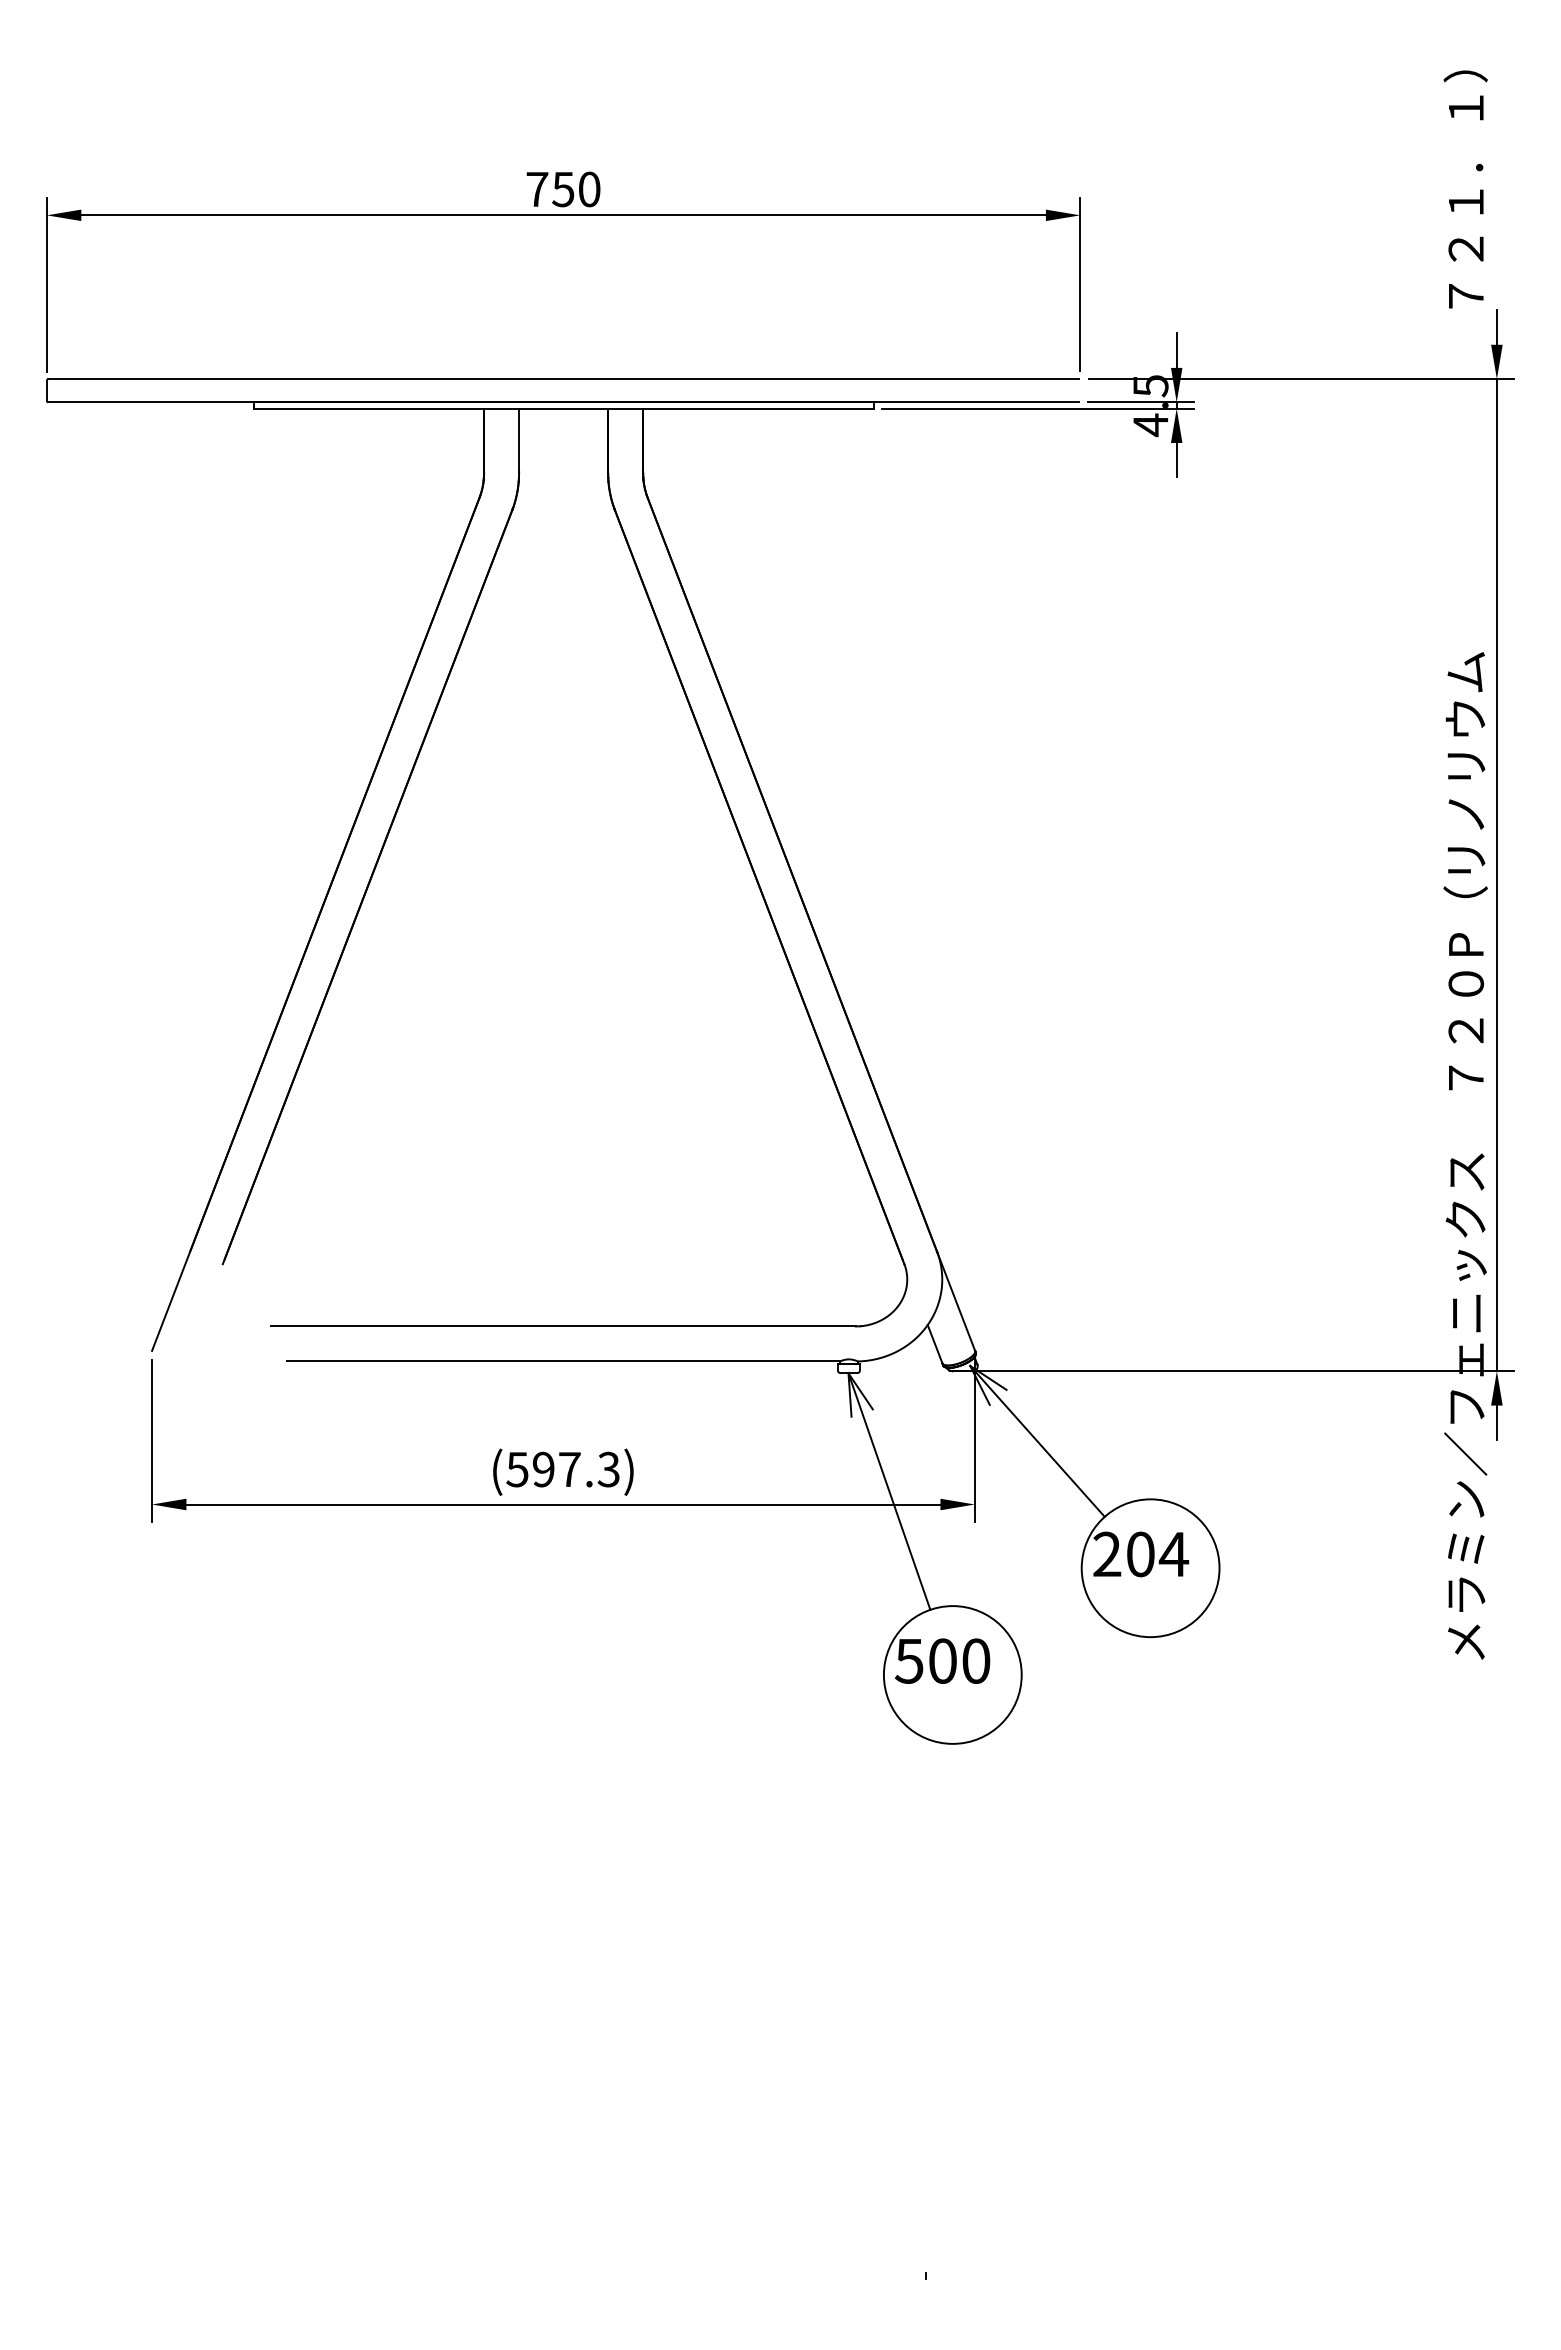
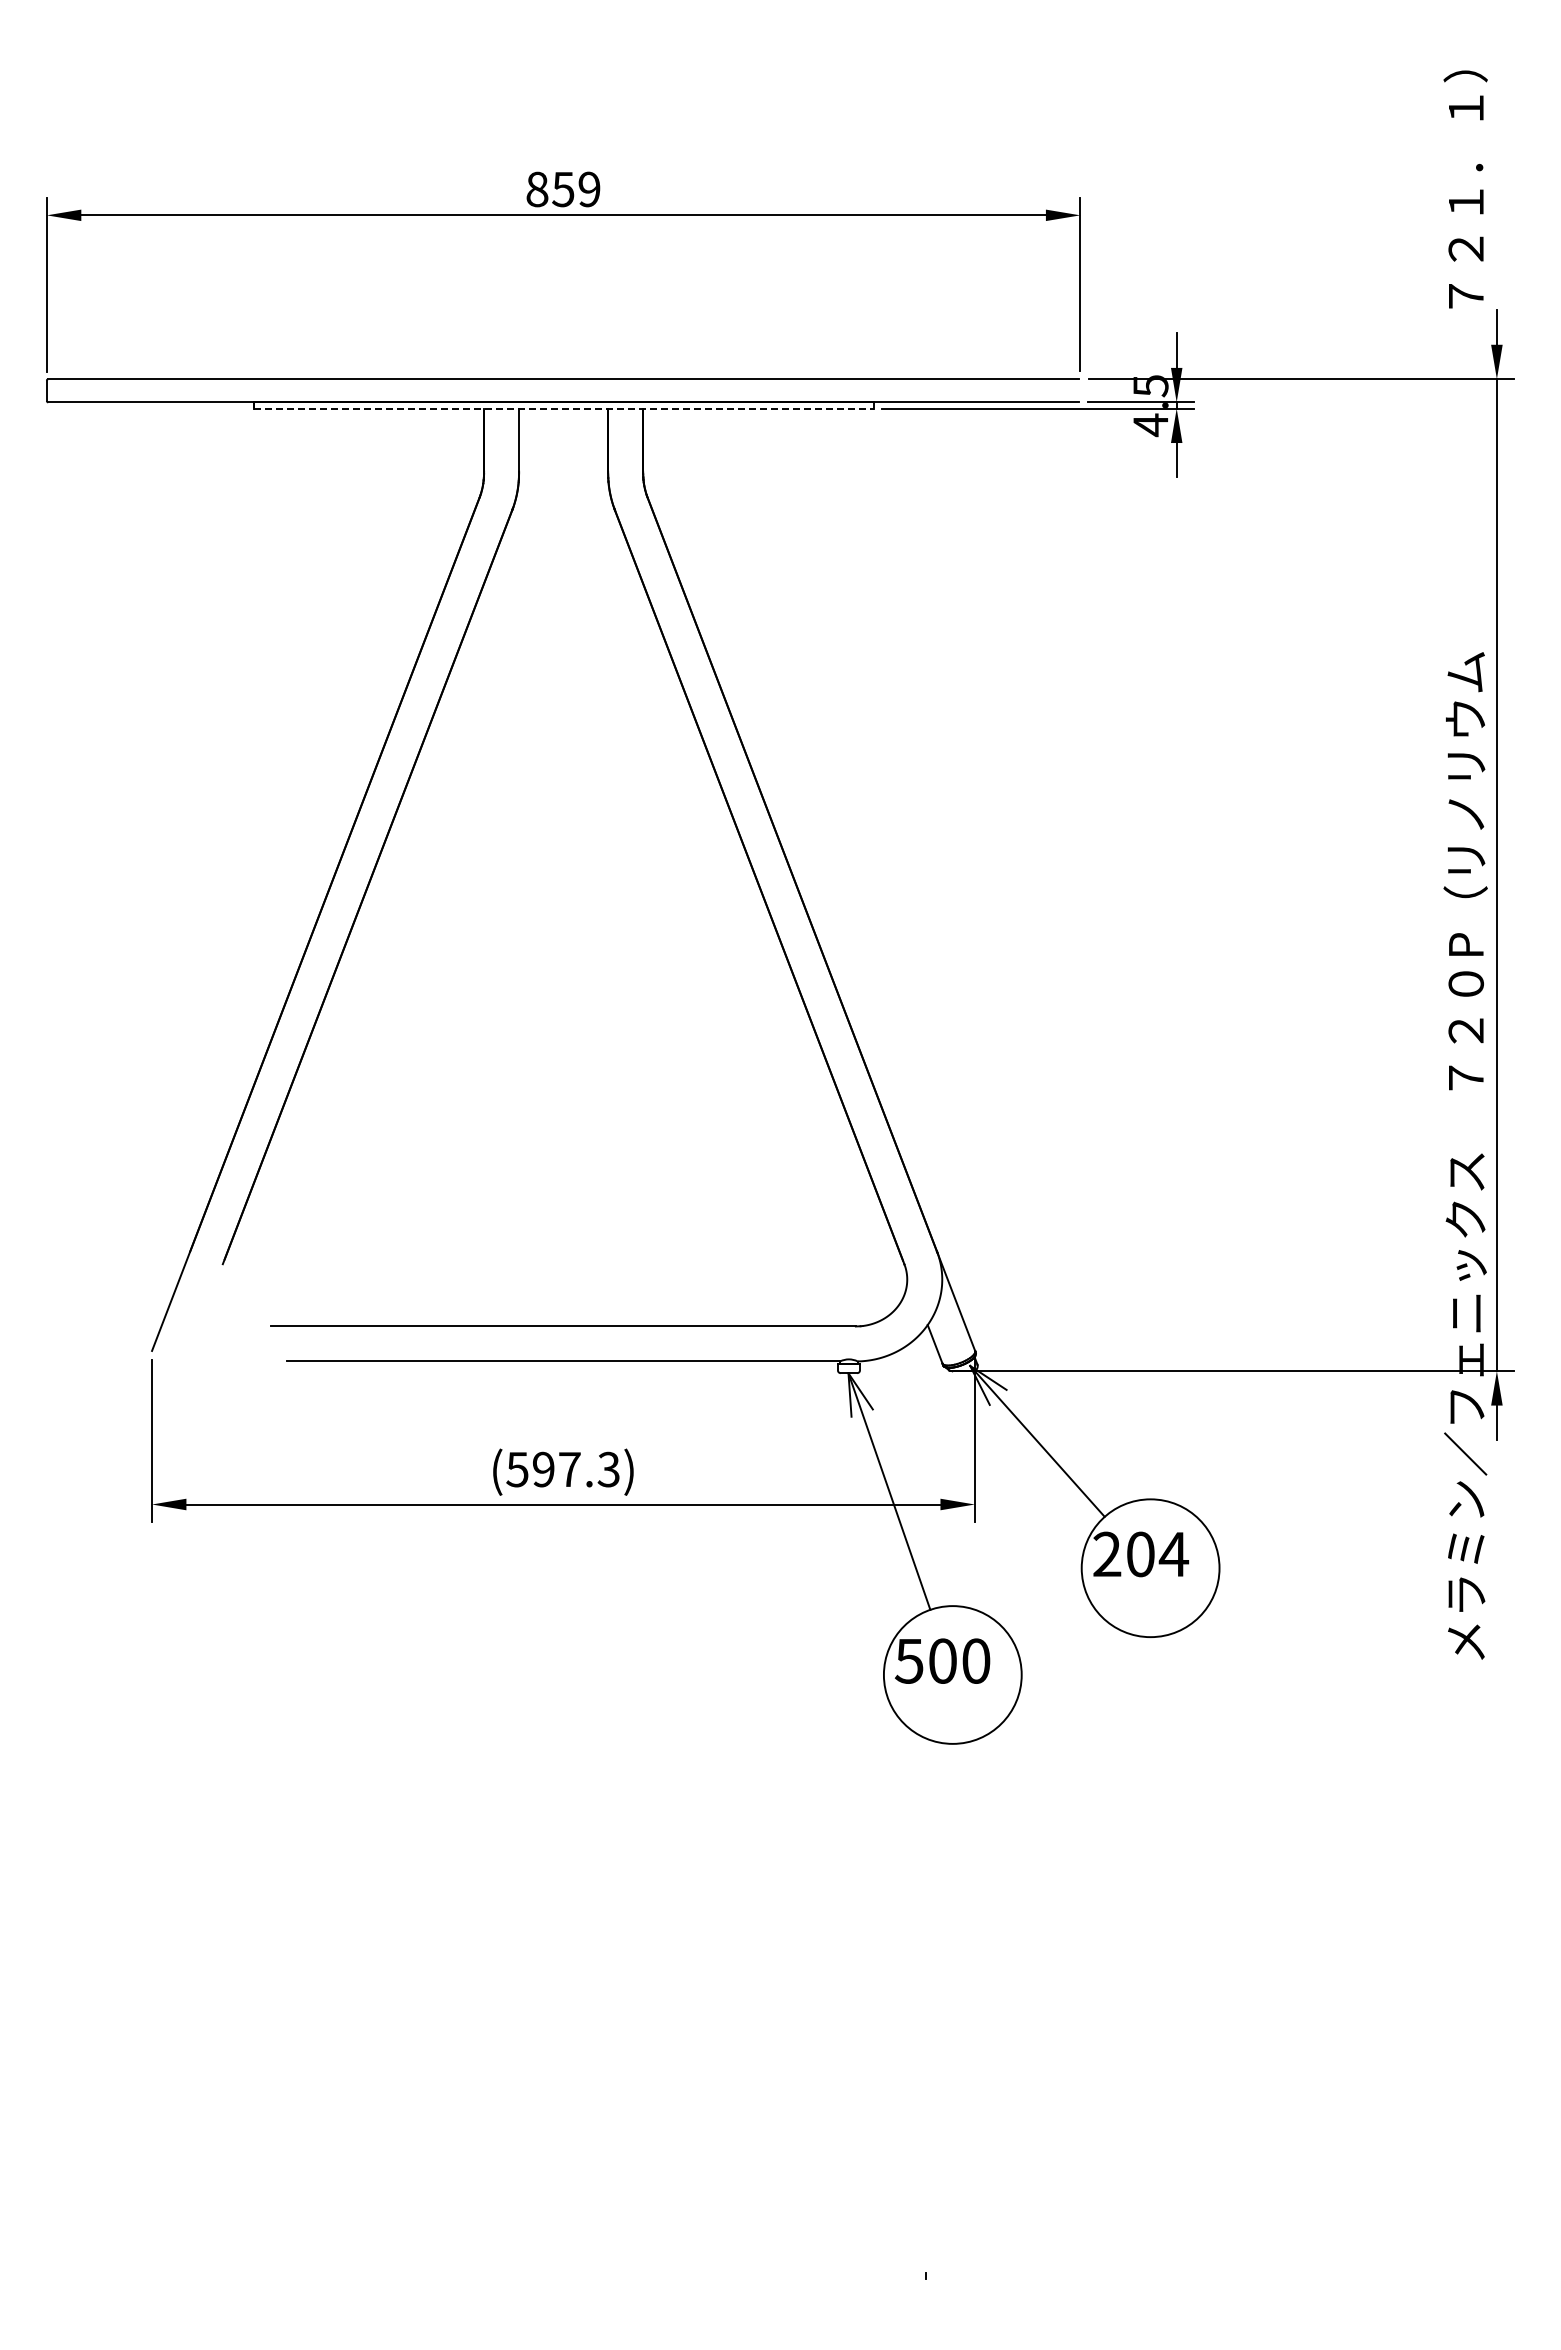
text: 750 -> 859 (563, 189)
line: solid -> dashed (564, 408)
